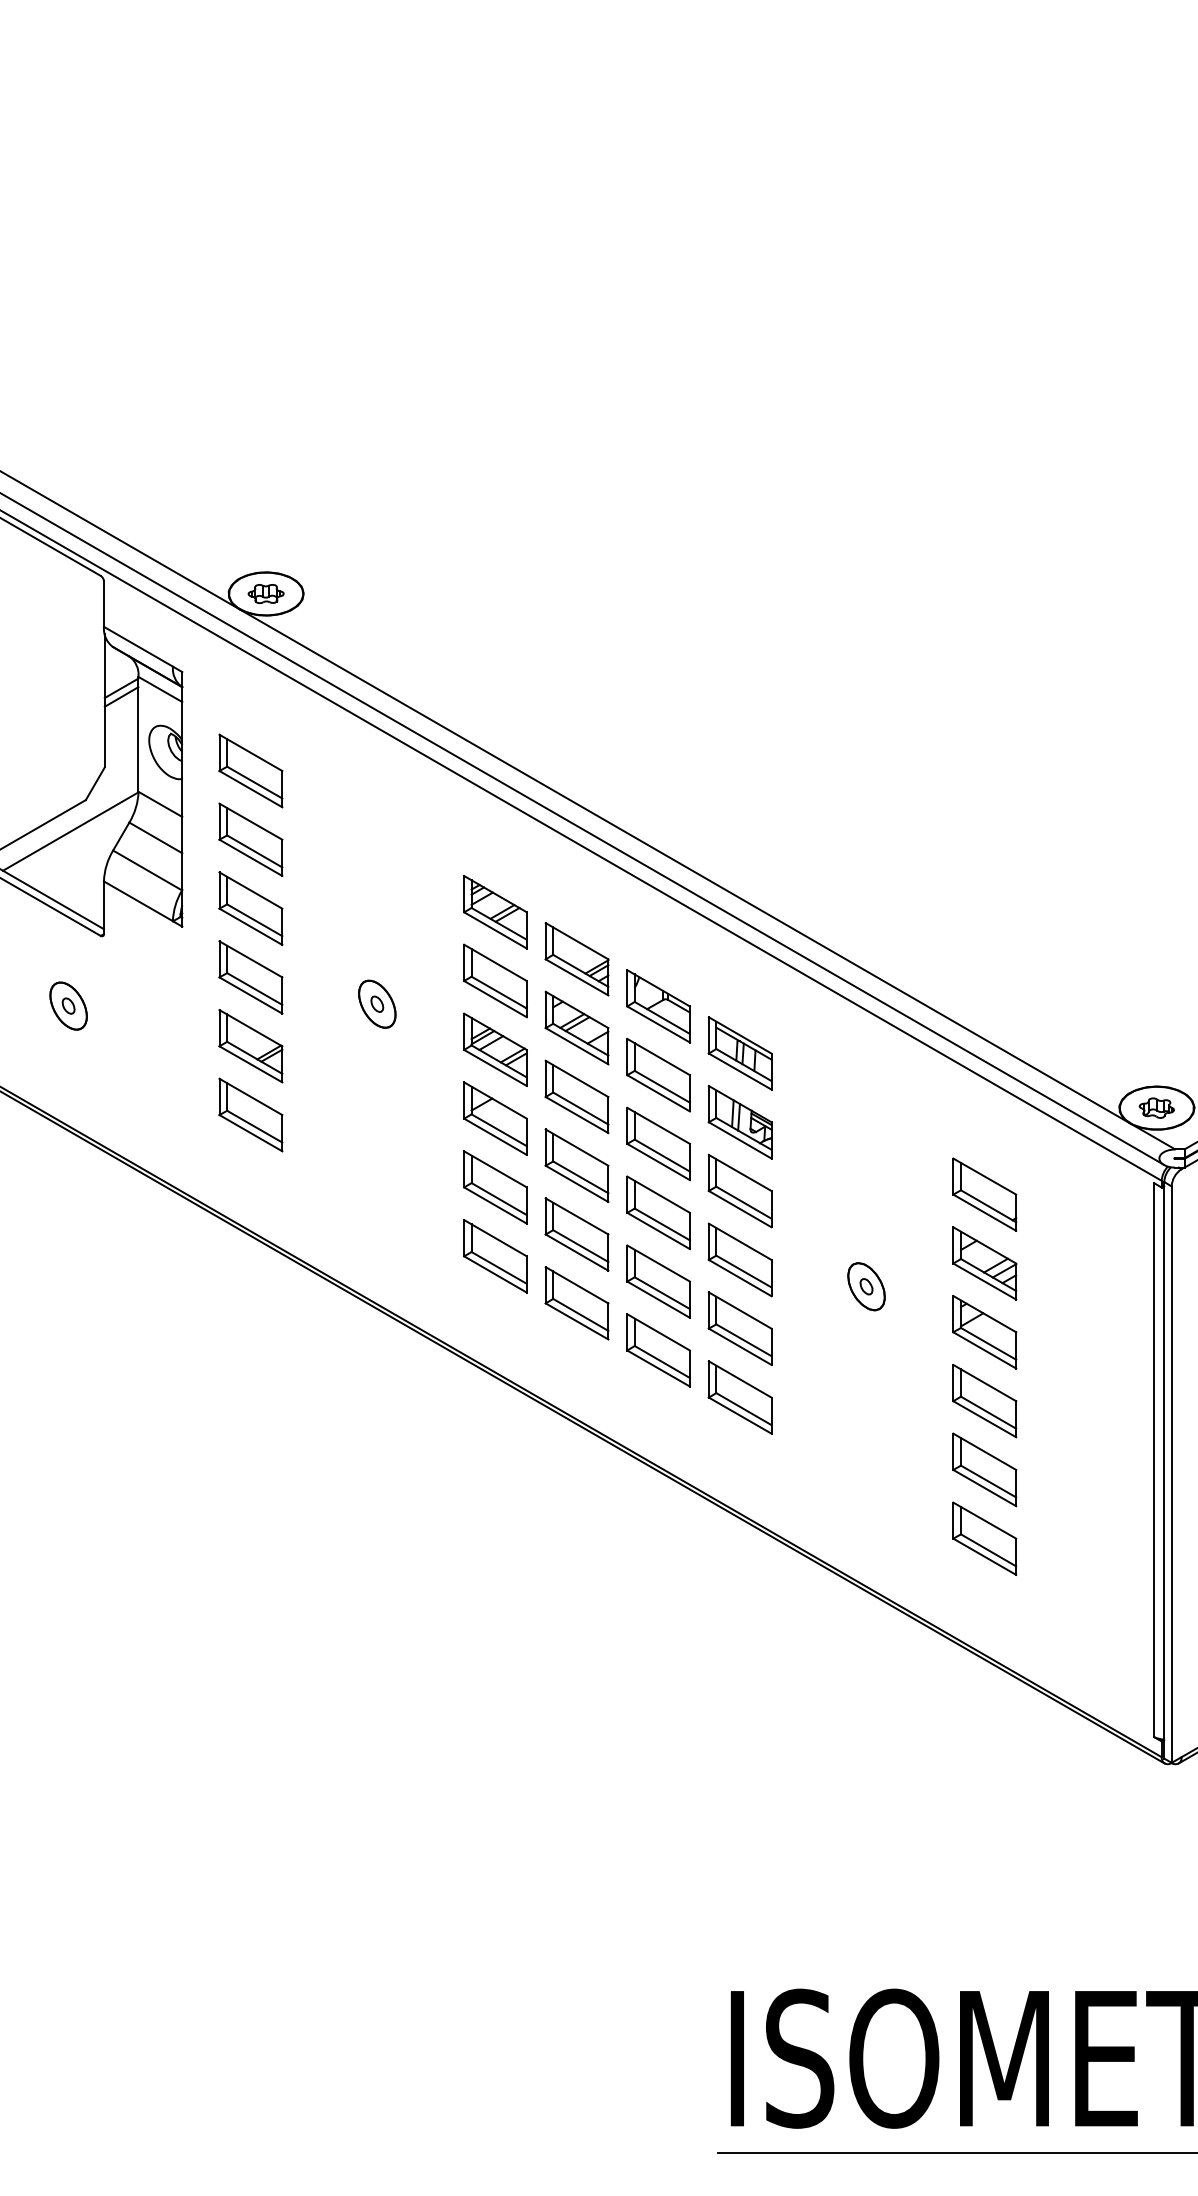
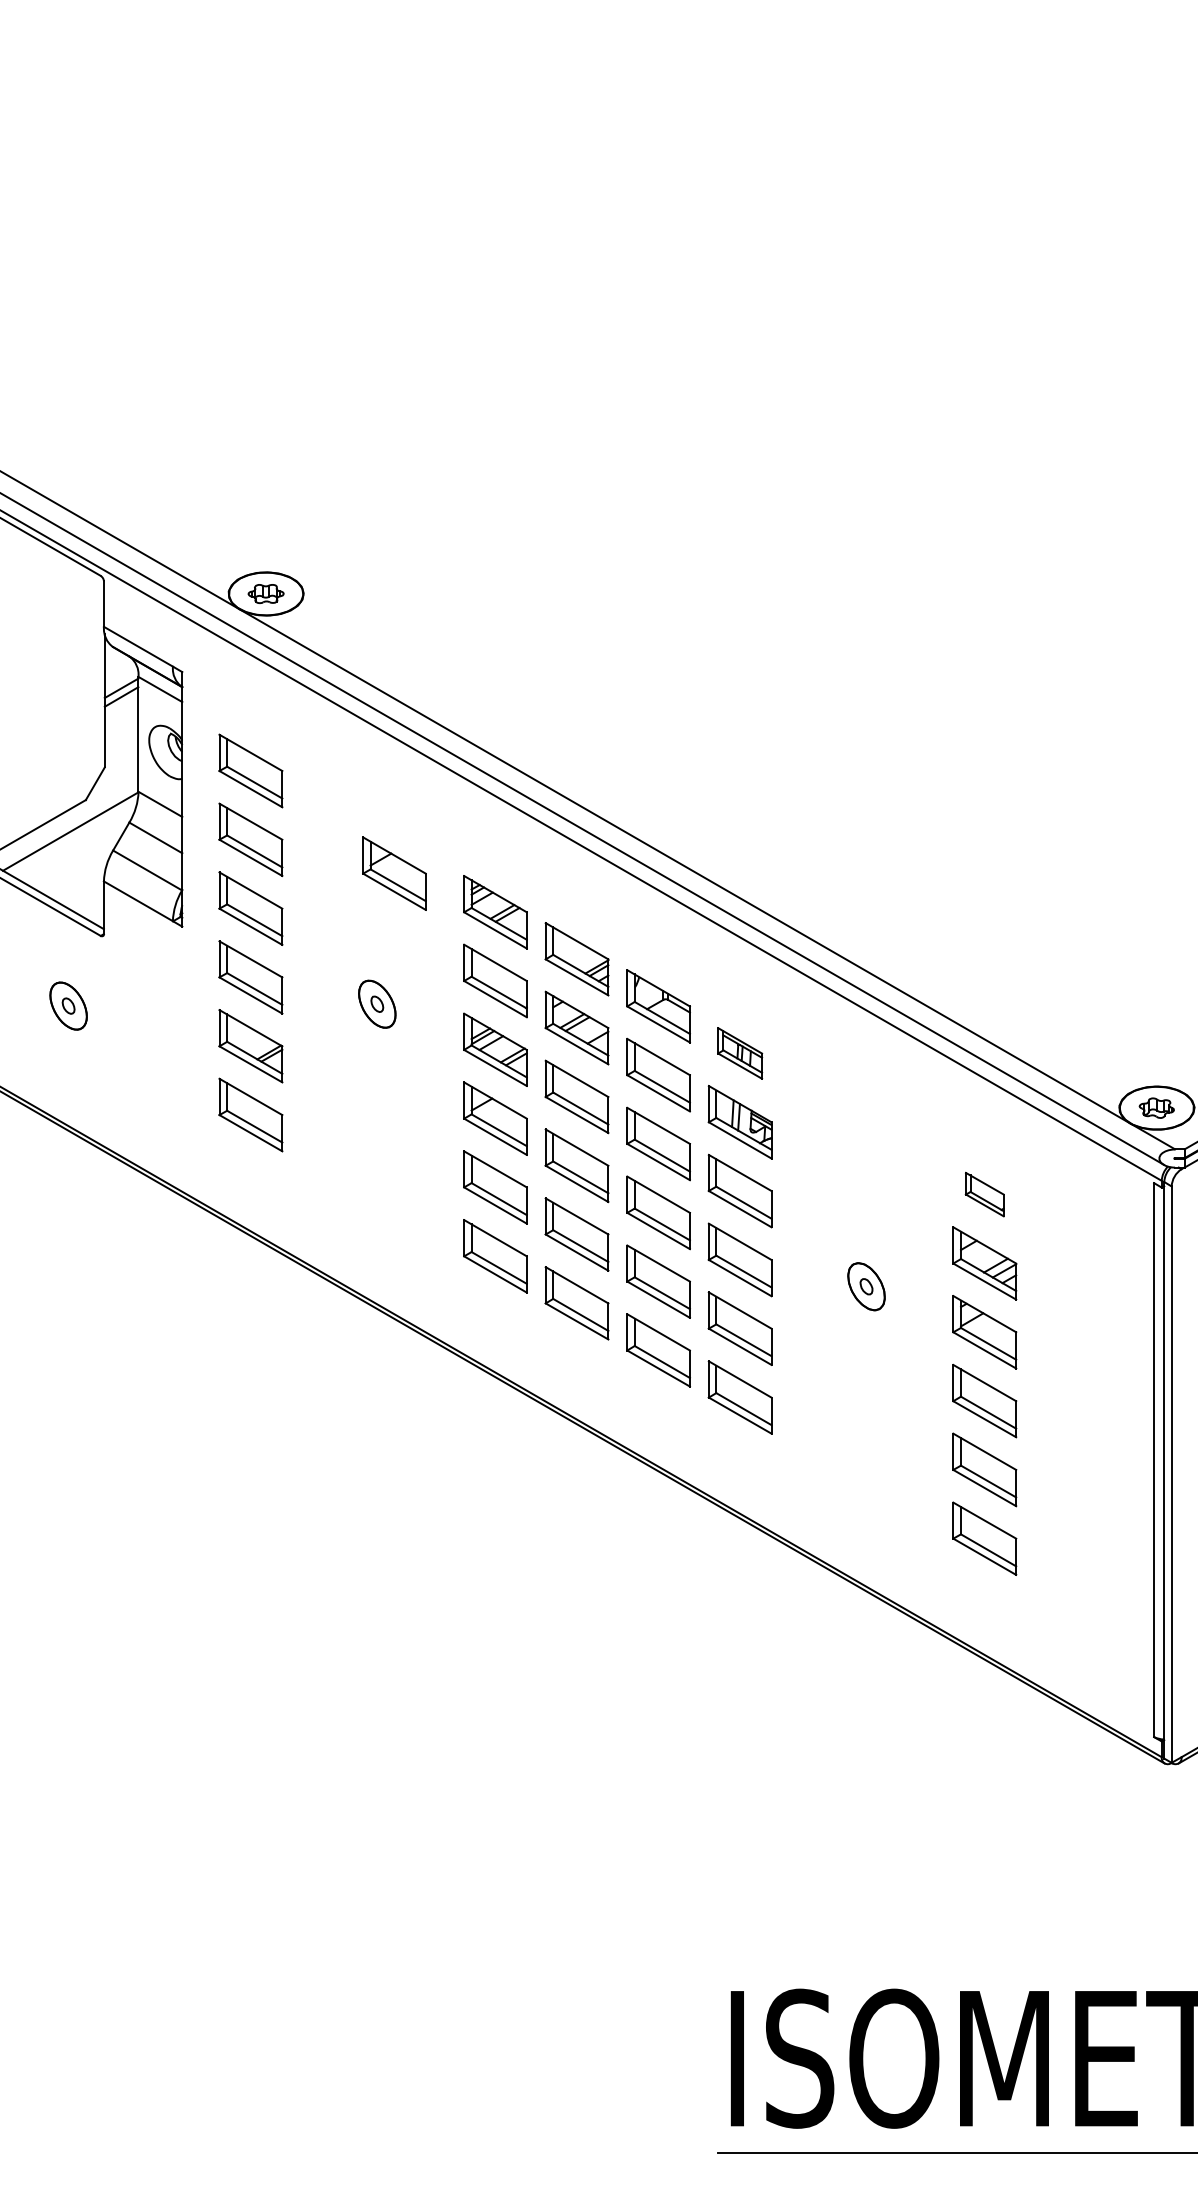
part: none -> present (394, 873)
part size: 66x75 px -> 47x53 px (740, 1053)
part size: 66x75 px -> 41x47 px (984, 1194)
